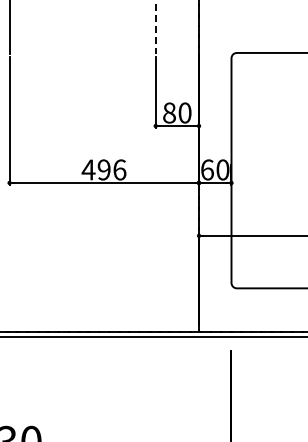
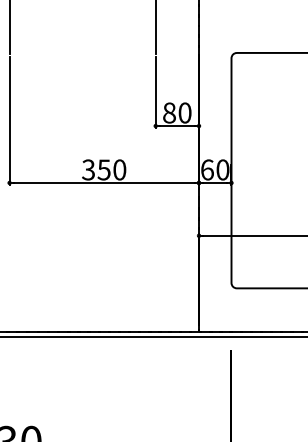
line: dashed -> solid (155, 27)
text: 496 -> 350 (103, 169)
